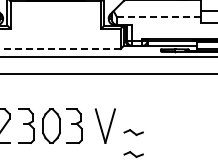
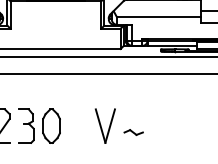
line: dashed -> solid (159, 17)
line: dashed -> solid (59, 48)
part: present -> none (74, 125)
part: present -> none (133, 154)
